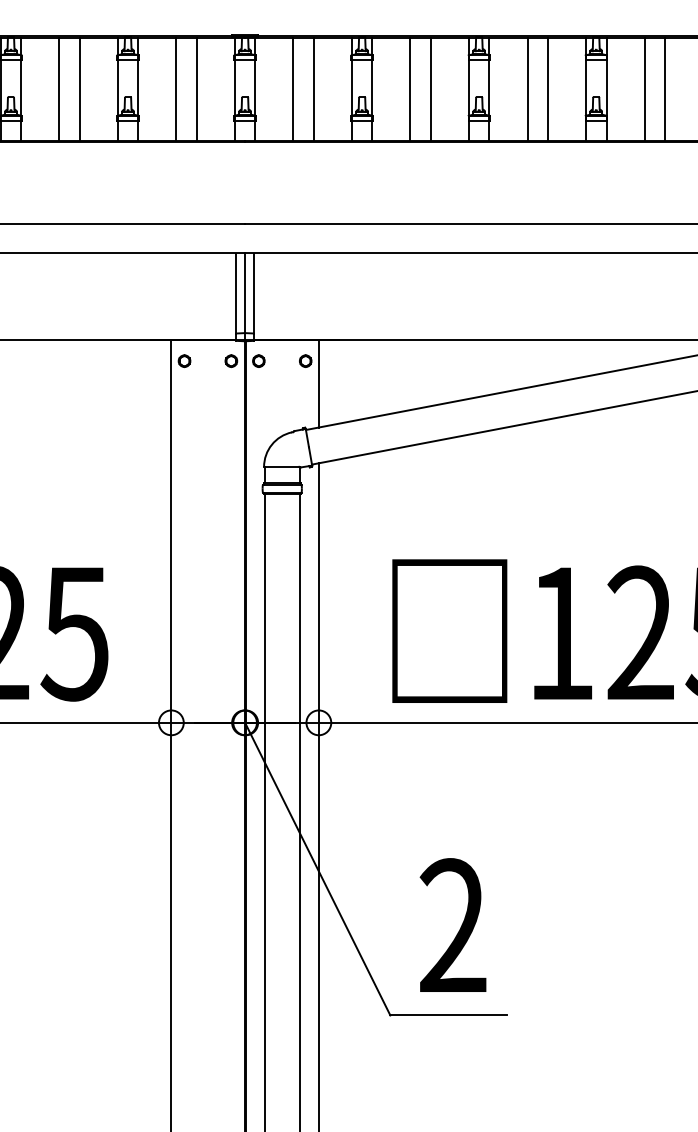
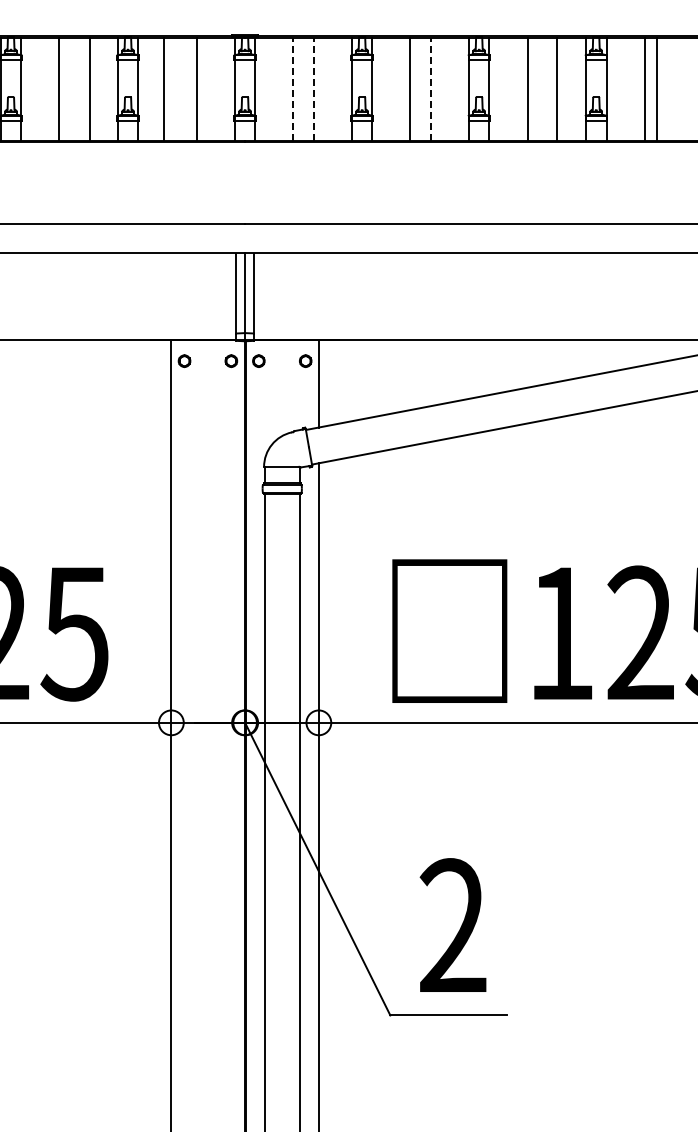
line position: (79, 88) -> (89, 88) (89, 88)
line position: (176, 88) -> (164, 88) (164, 88)
line: solid -> dashed (293, 88)
line: solid -> dashed (313, 88)
line: solid -> dashed (430, 88)
line position: (547, 88) -> (556, 88) (556, 88)
line position: (665, 88) -> (657, 88) (657, 88)
